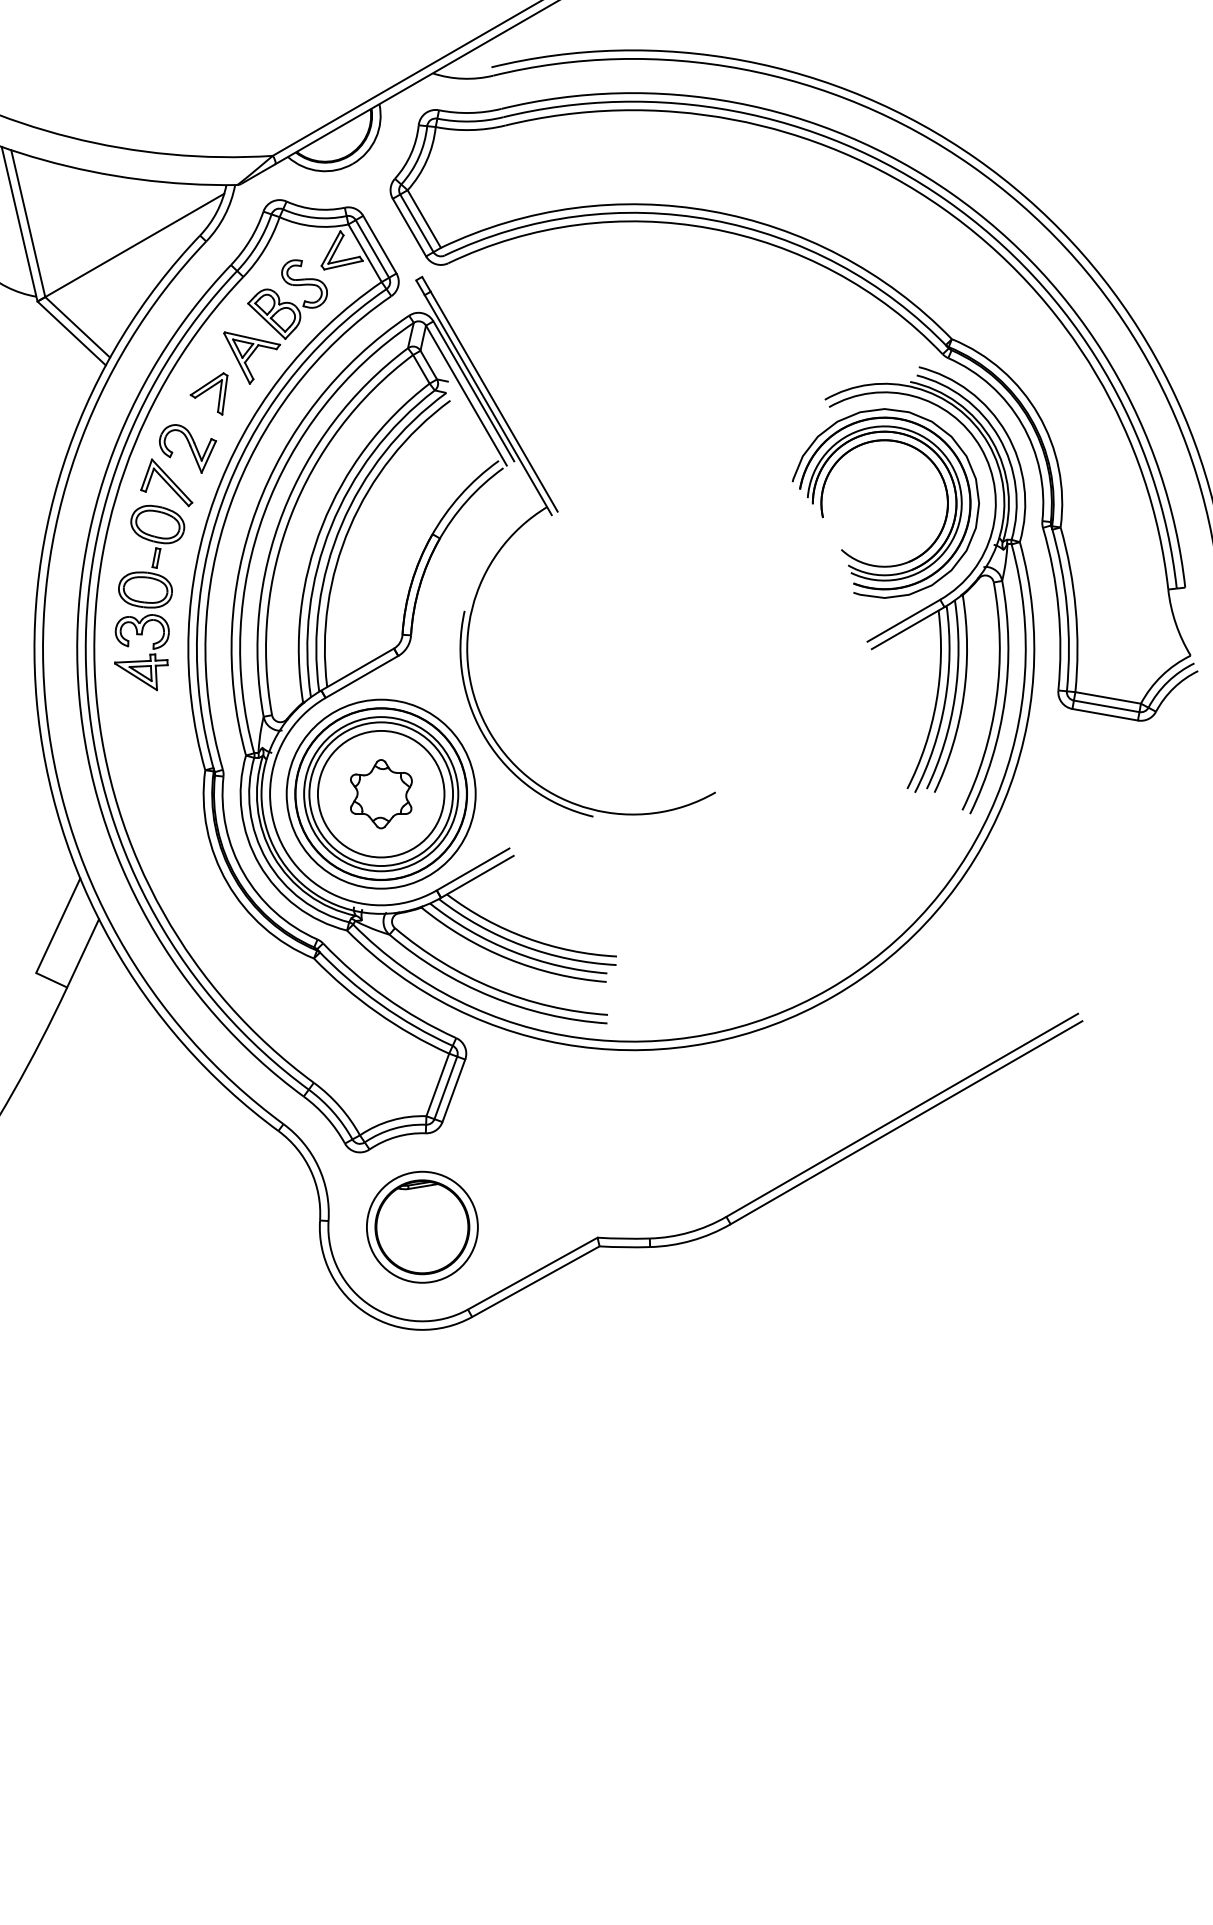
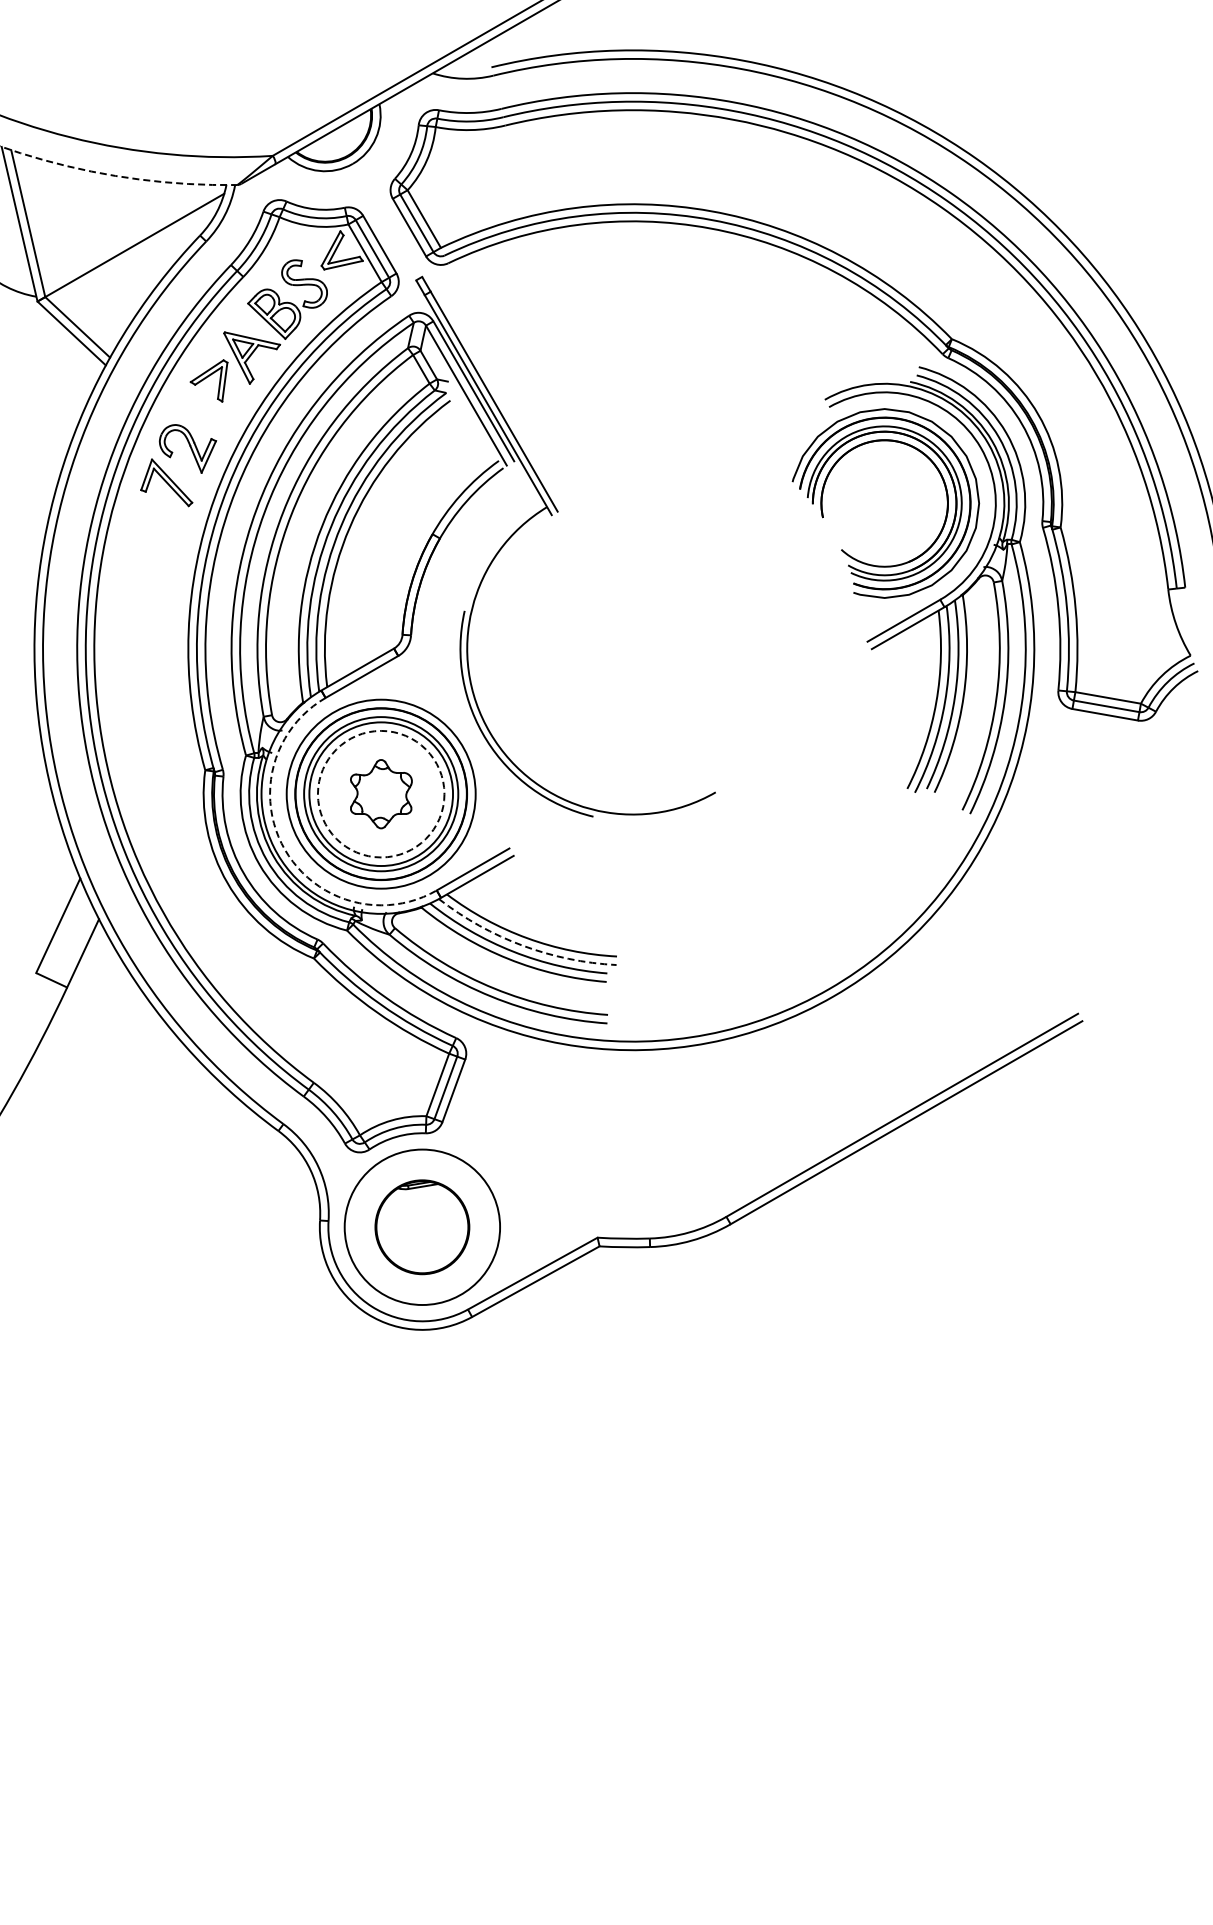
arc: solid -> dashed (116, 176)
part position: (208, 393) -> (208, 380) (208, 380)
part: present -> none (149, 597)
circle: solid -> dashed (380, 793)
arc: solid -> dashed (284, 849)
arc: solid -> dashed (522, 945)
circle diameter: 111 px -> 155 px (422, 1227)
